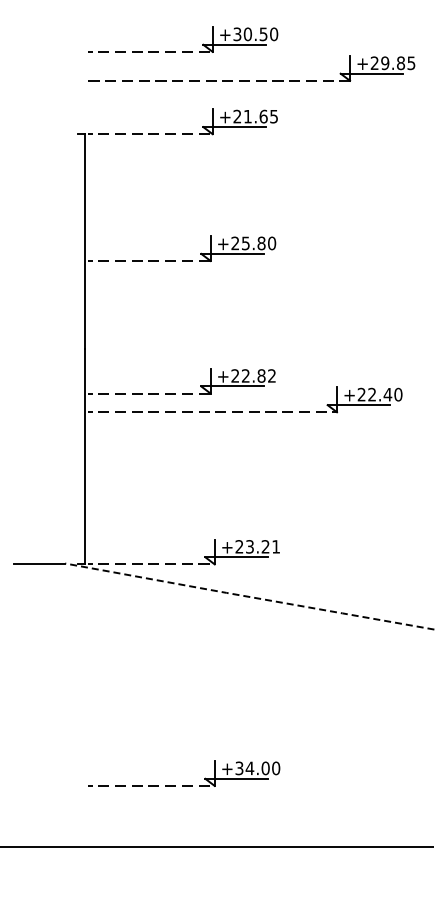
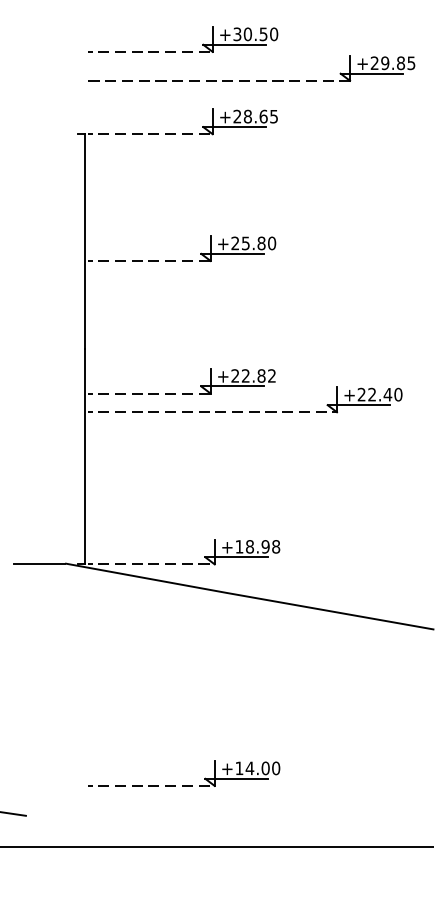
text: +21.65 -> +28.65 (247, 116)
text: +23.21 -> +18.98 (257, 546)
line: dashed -> solid (249, 596)
text: +34.00 -> +14.00 (239, 768)
line: none -> present (13, 813)
